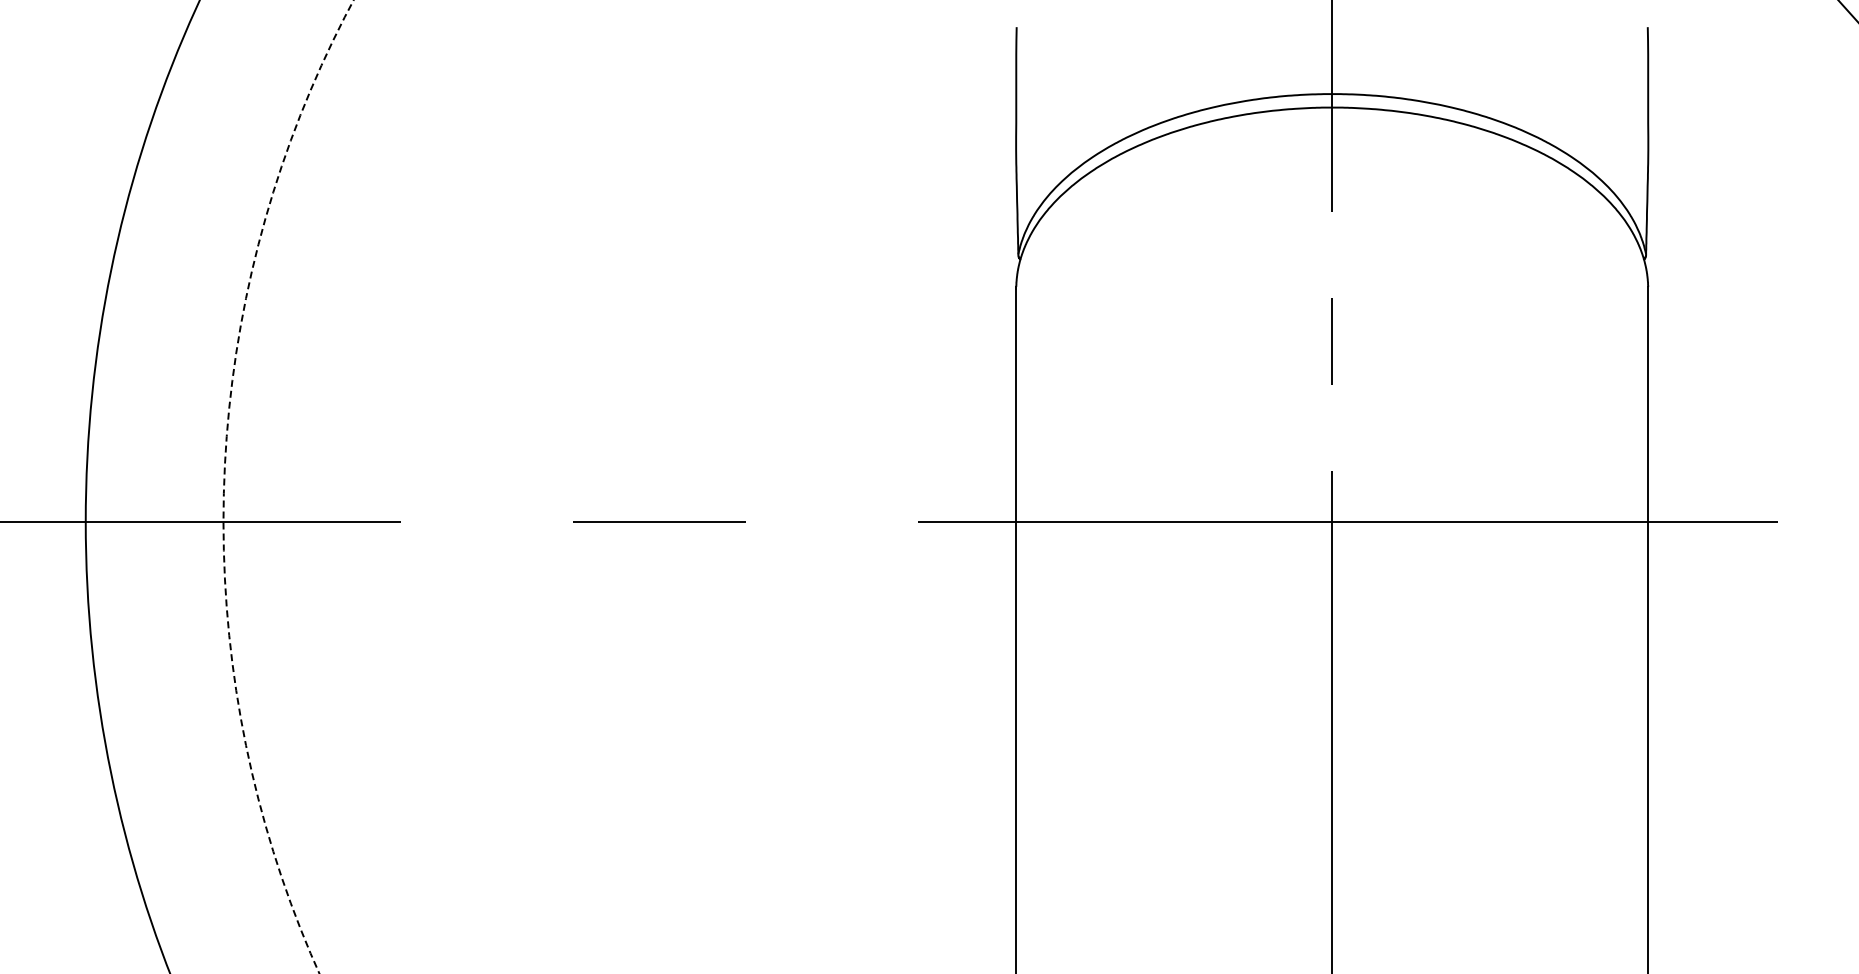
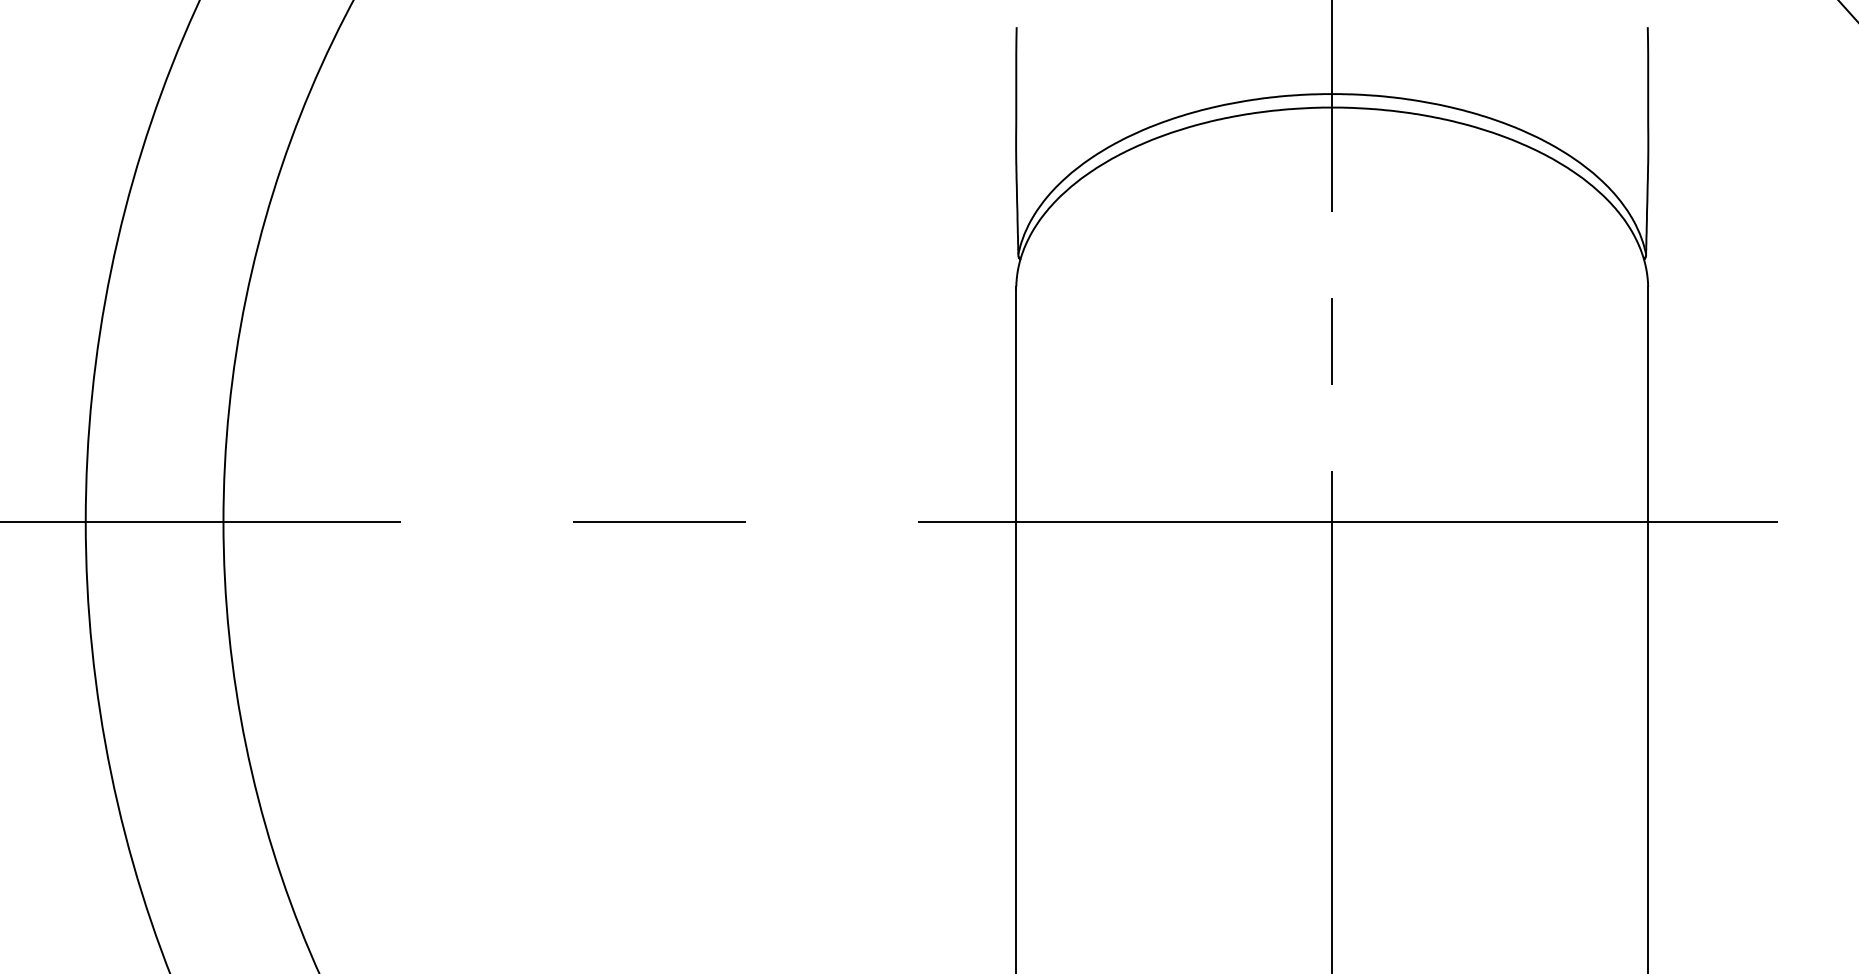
circle: dashed -> solid (288, 486)
